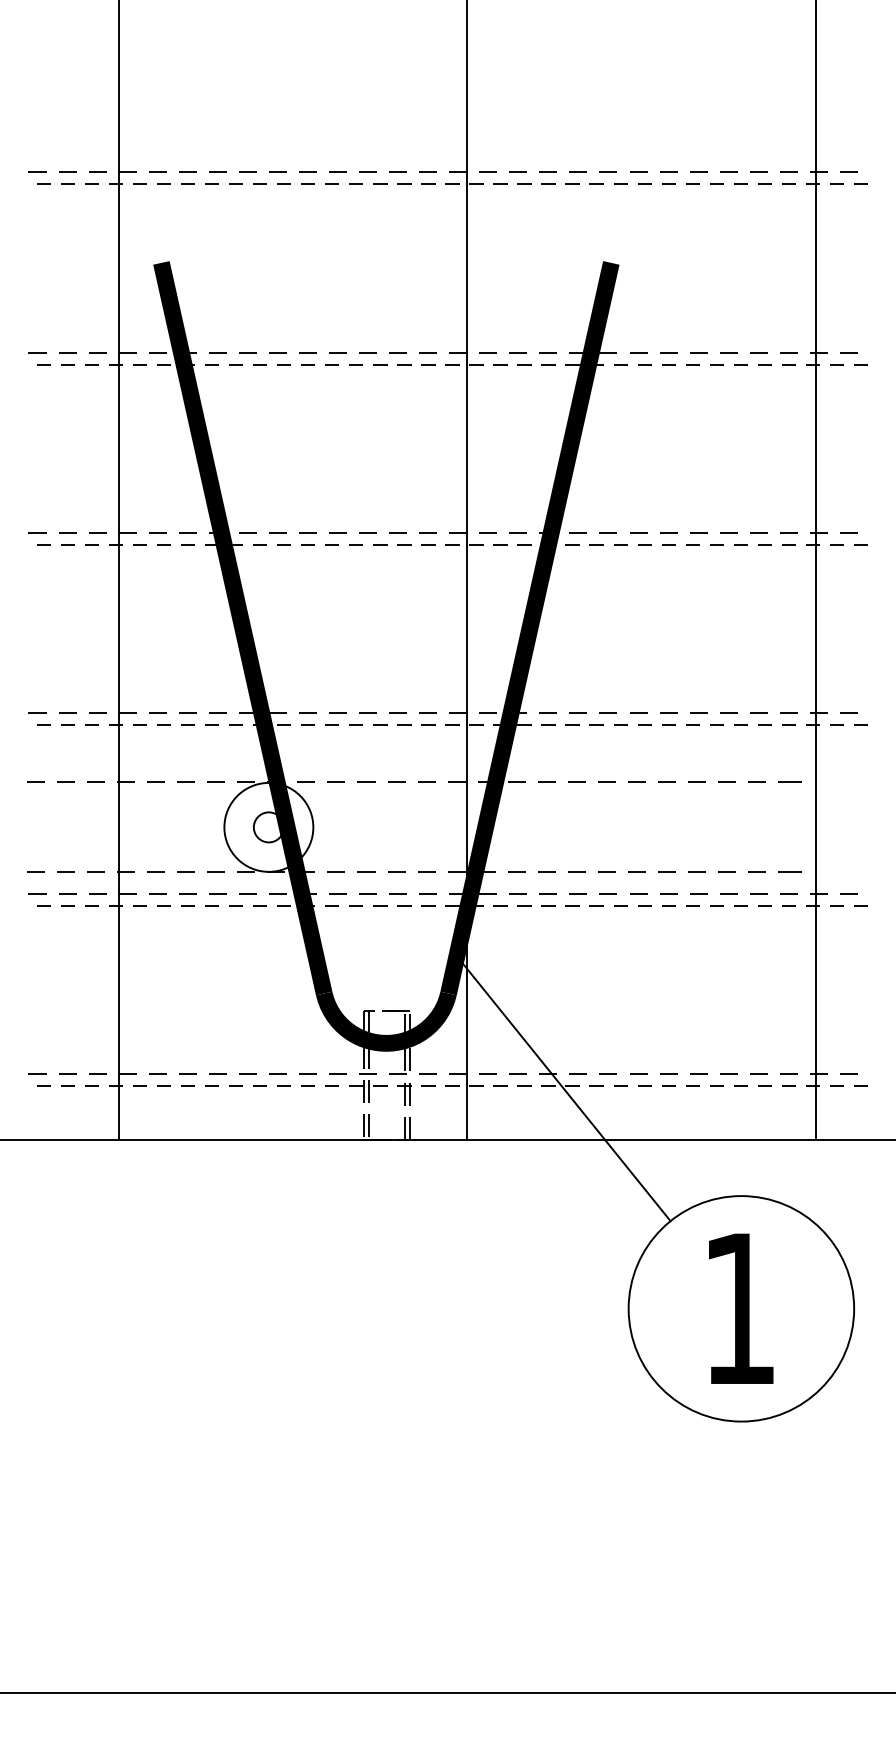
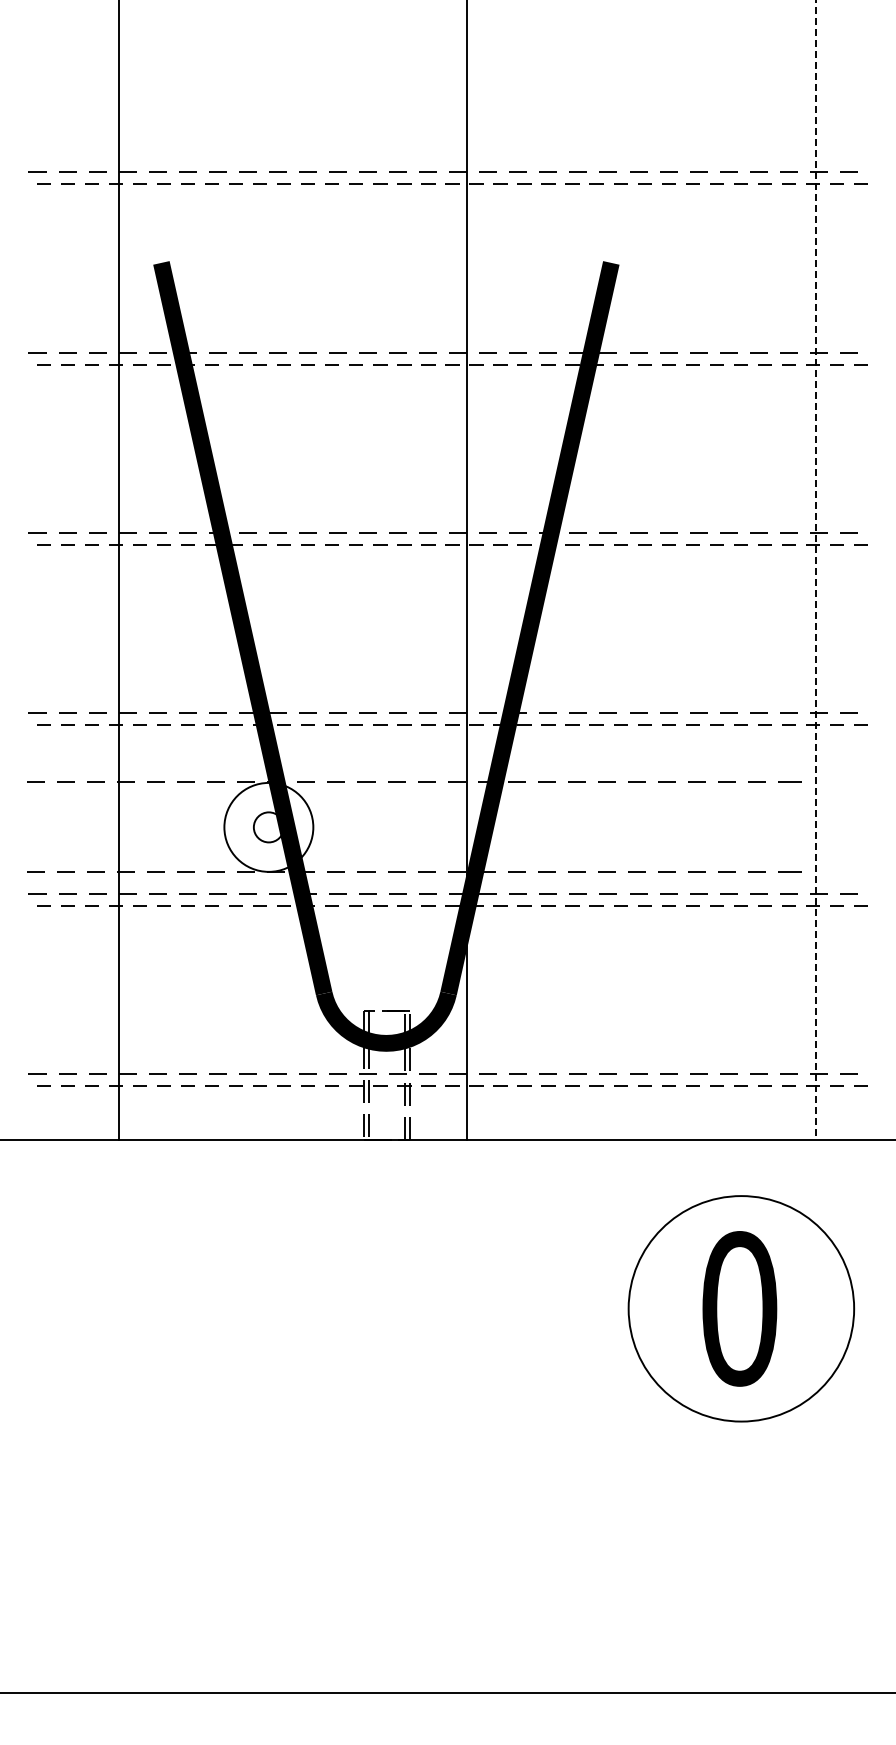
line: solid -> dashed (815, 570)
line: present -> none (563, 1088)
text: 1 -> 0 (739, 1308)
